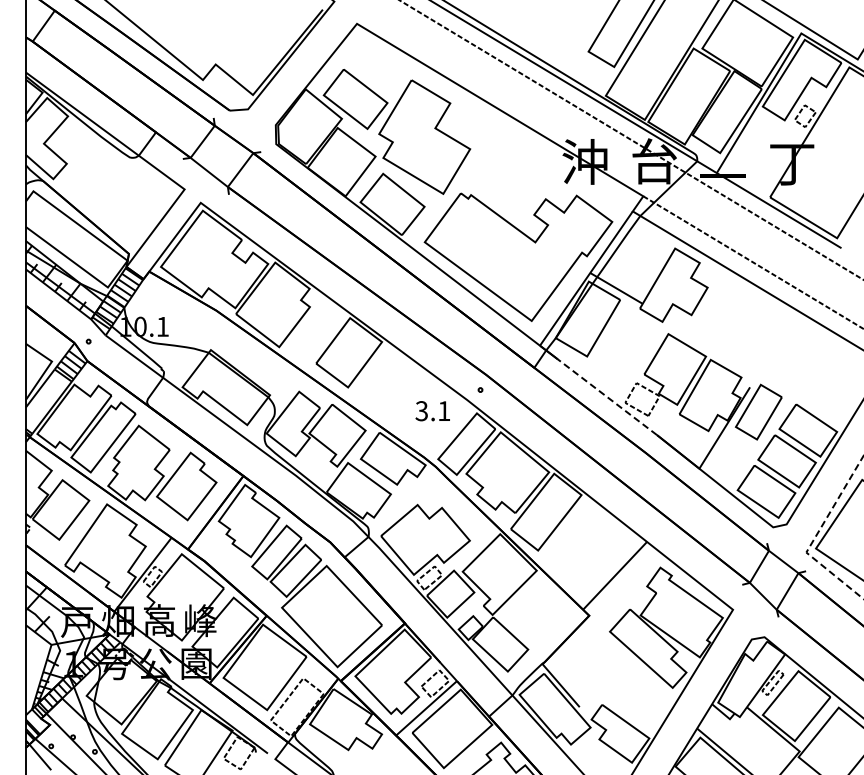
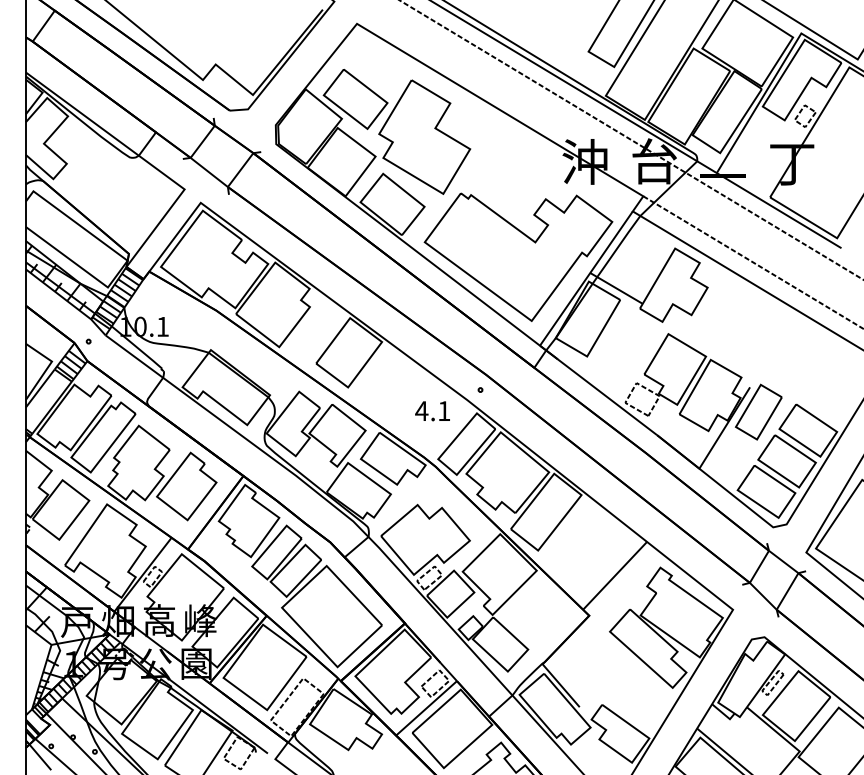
line: dashed -> solid (607, 396)
text: 3.1 -> 4.1 (421, 411)
line: dashed -> solid (816, 536)
